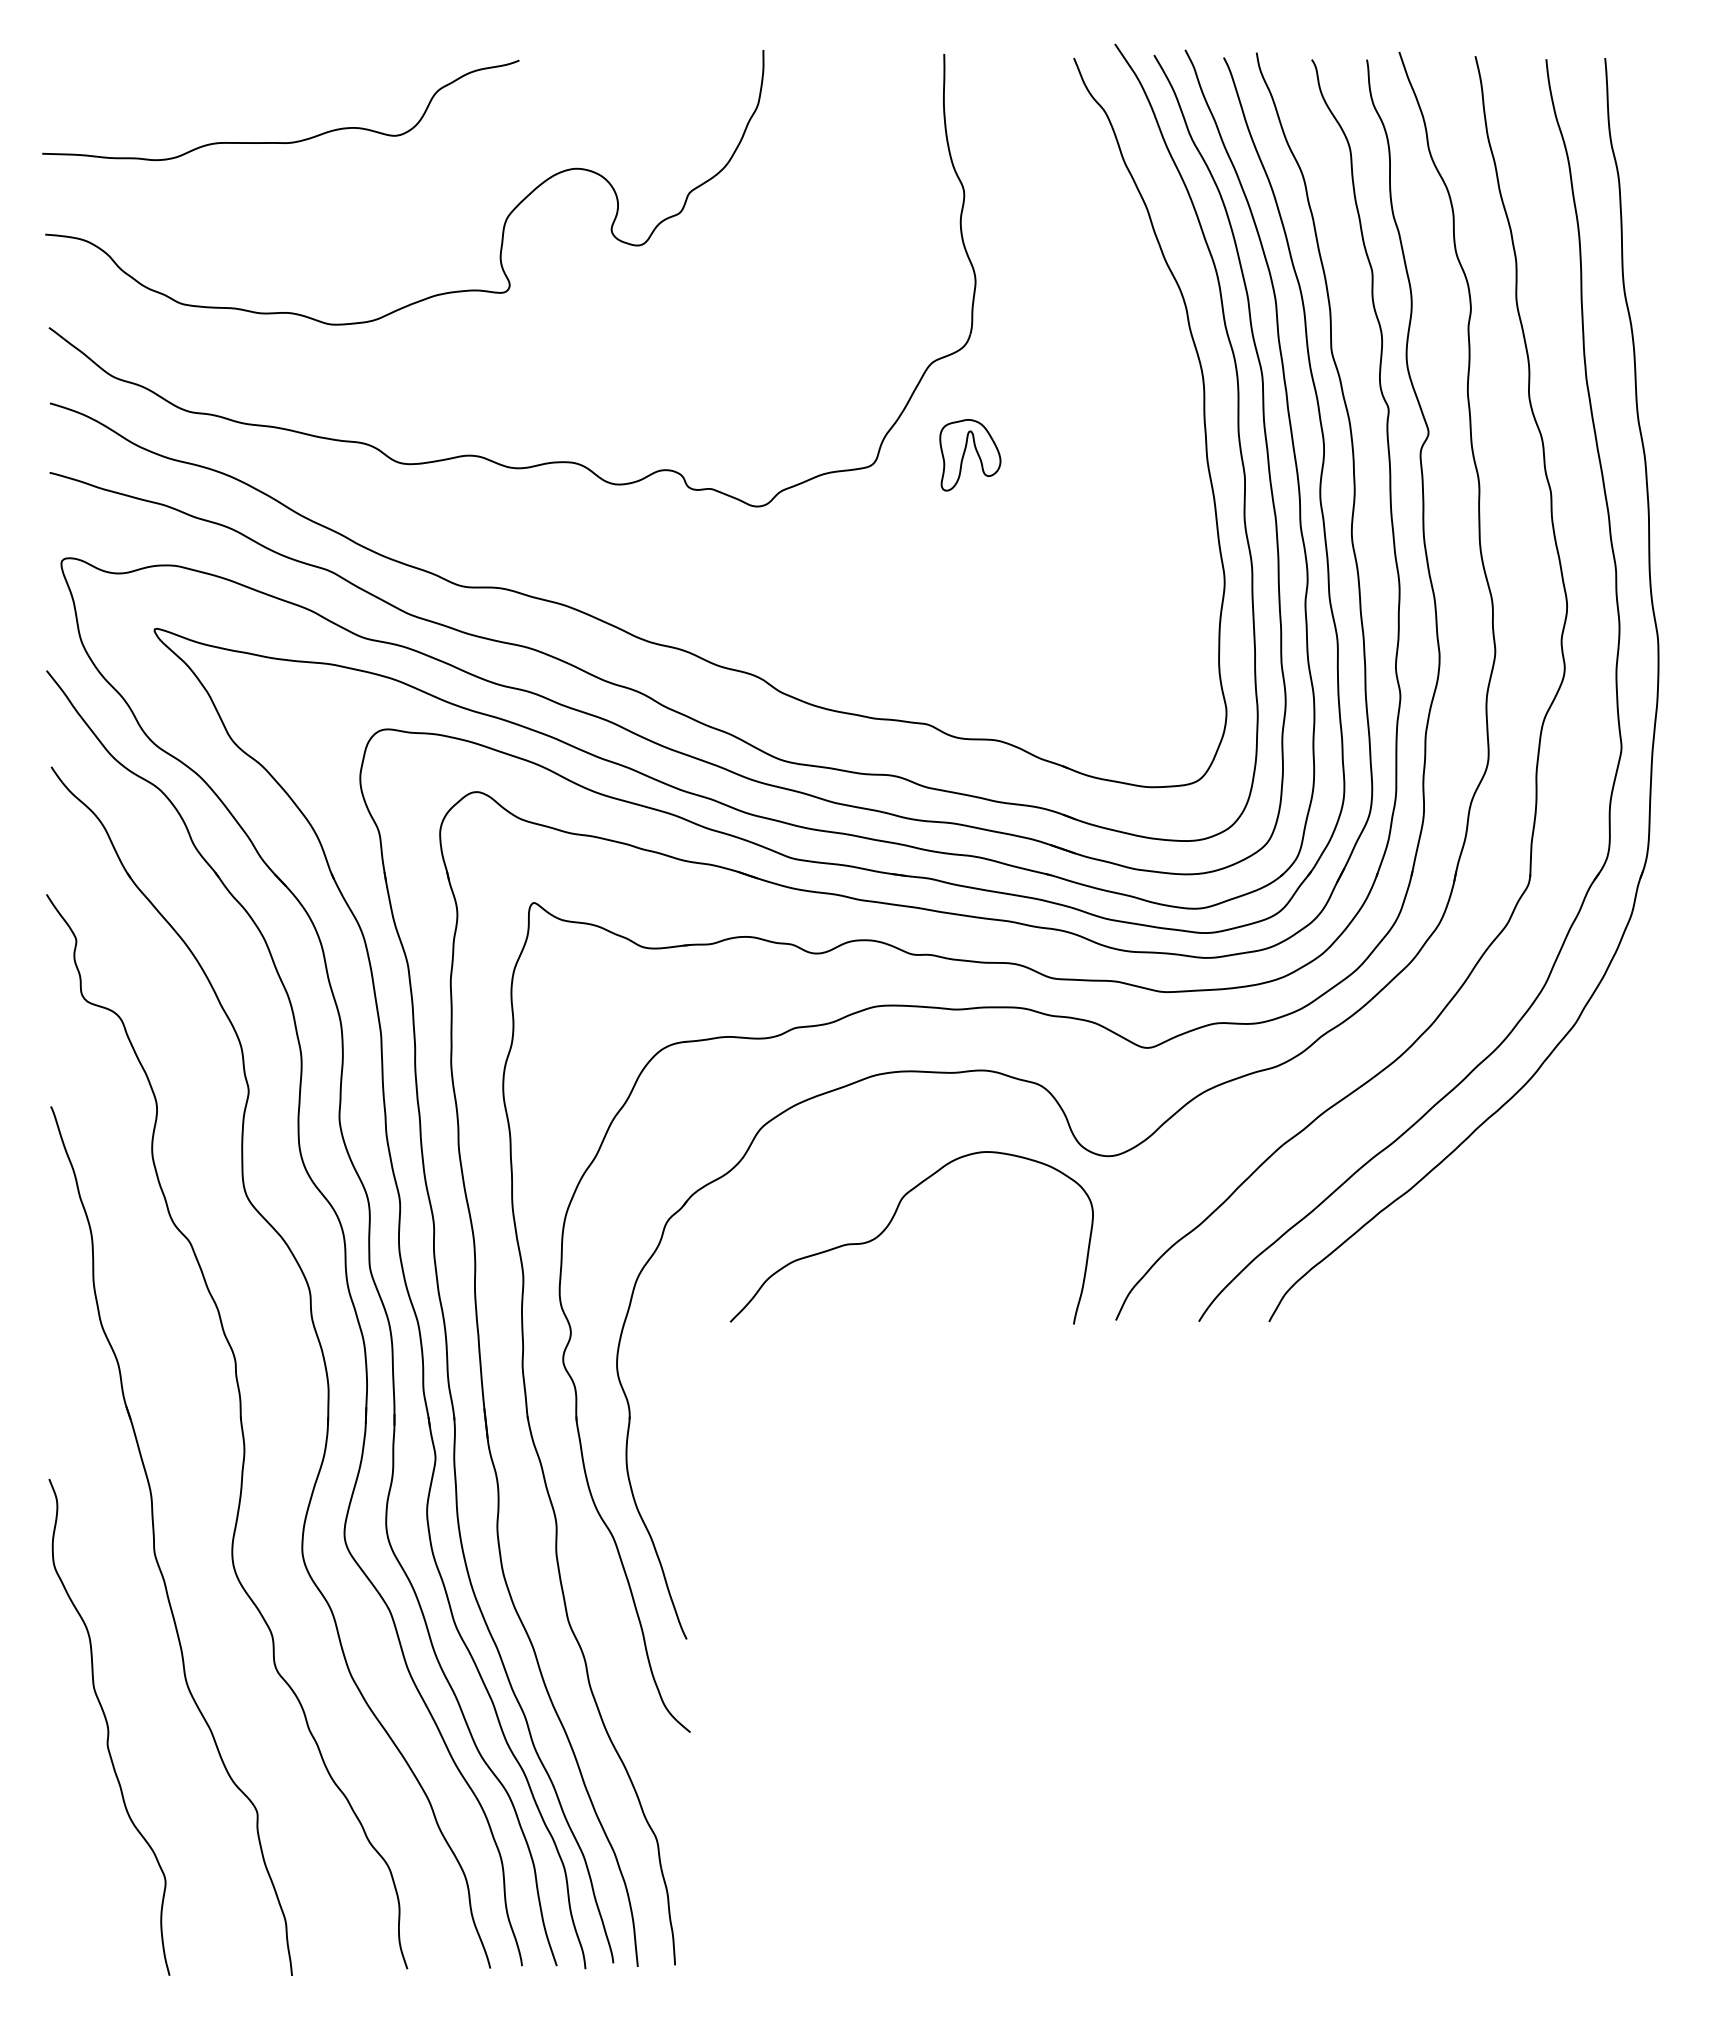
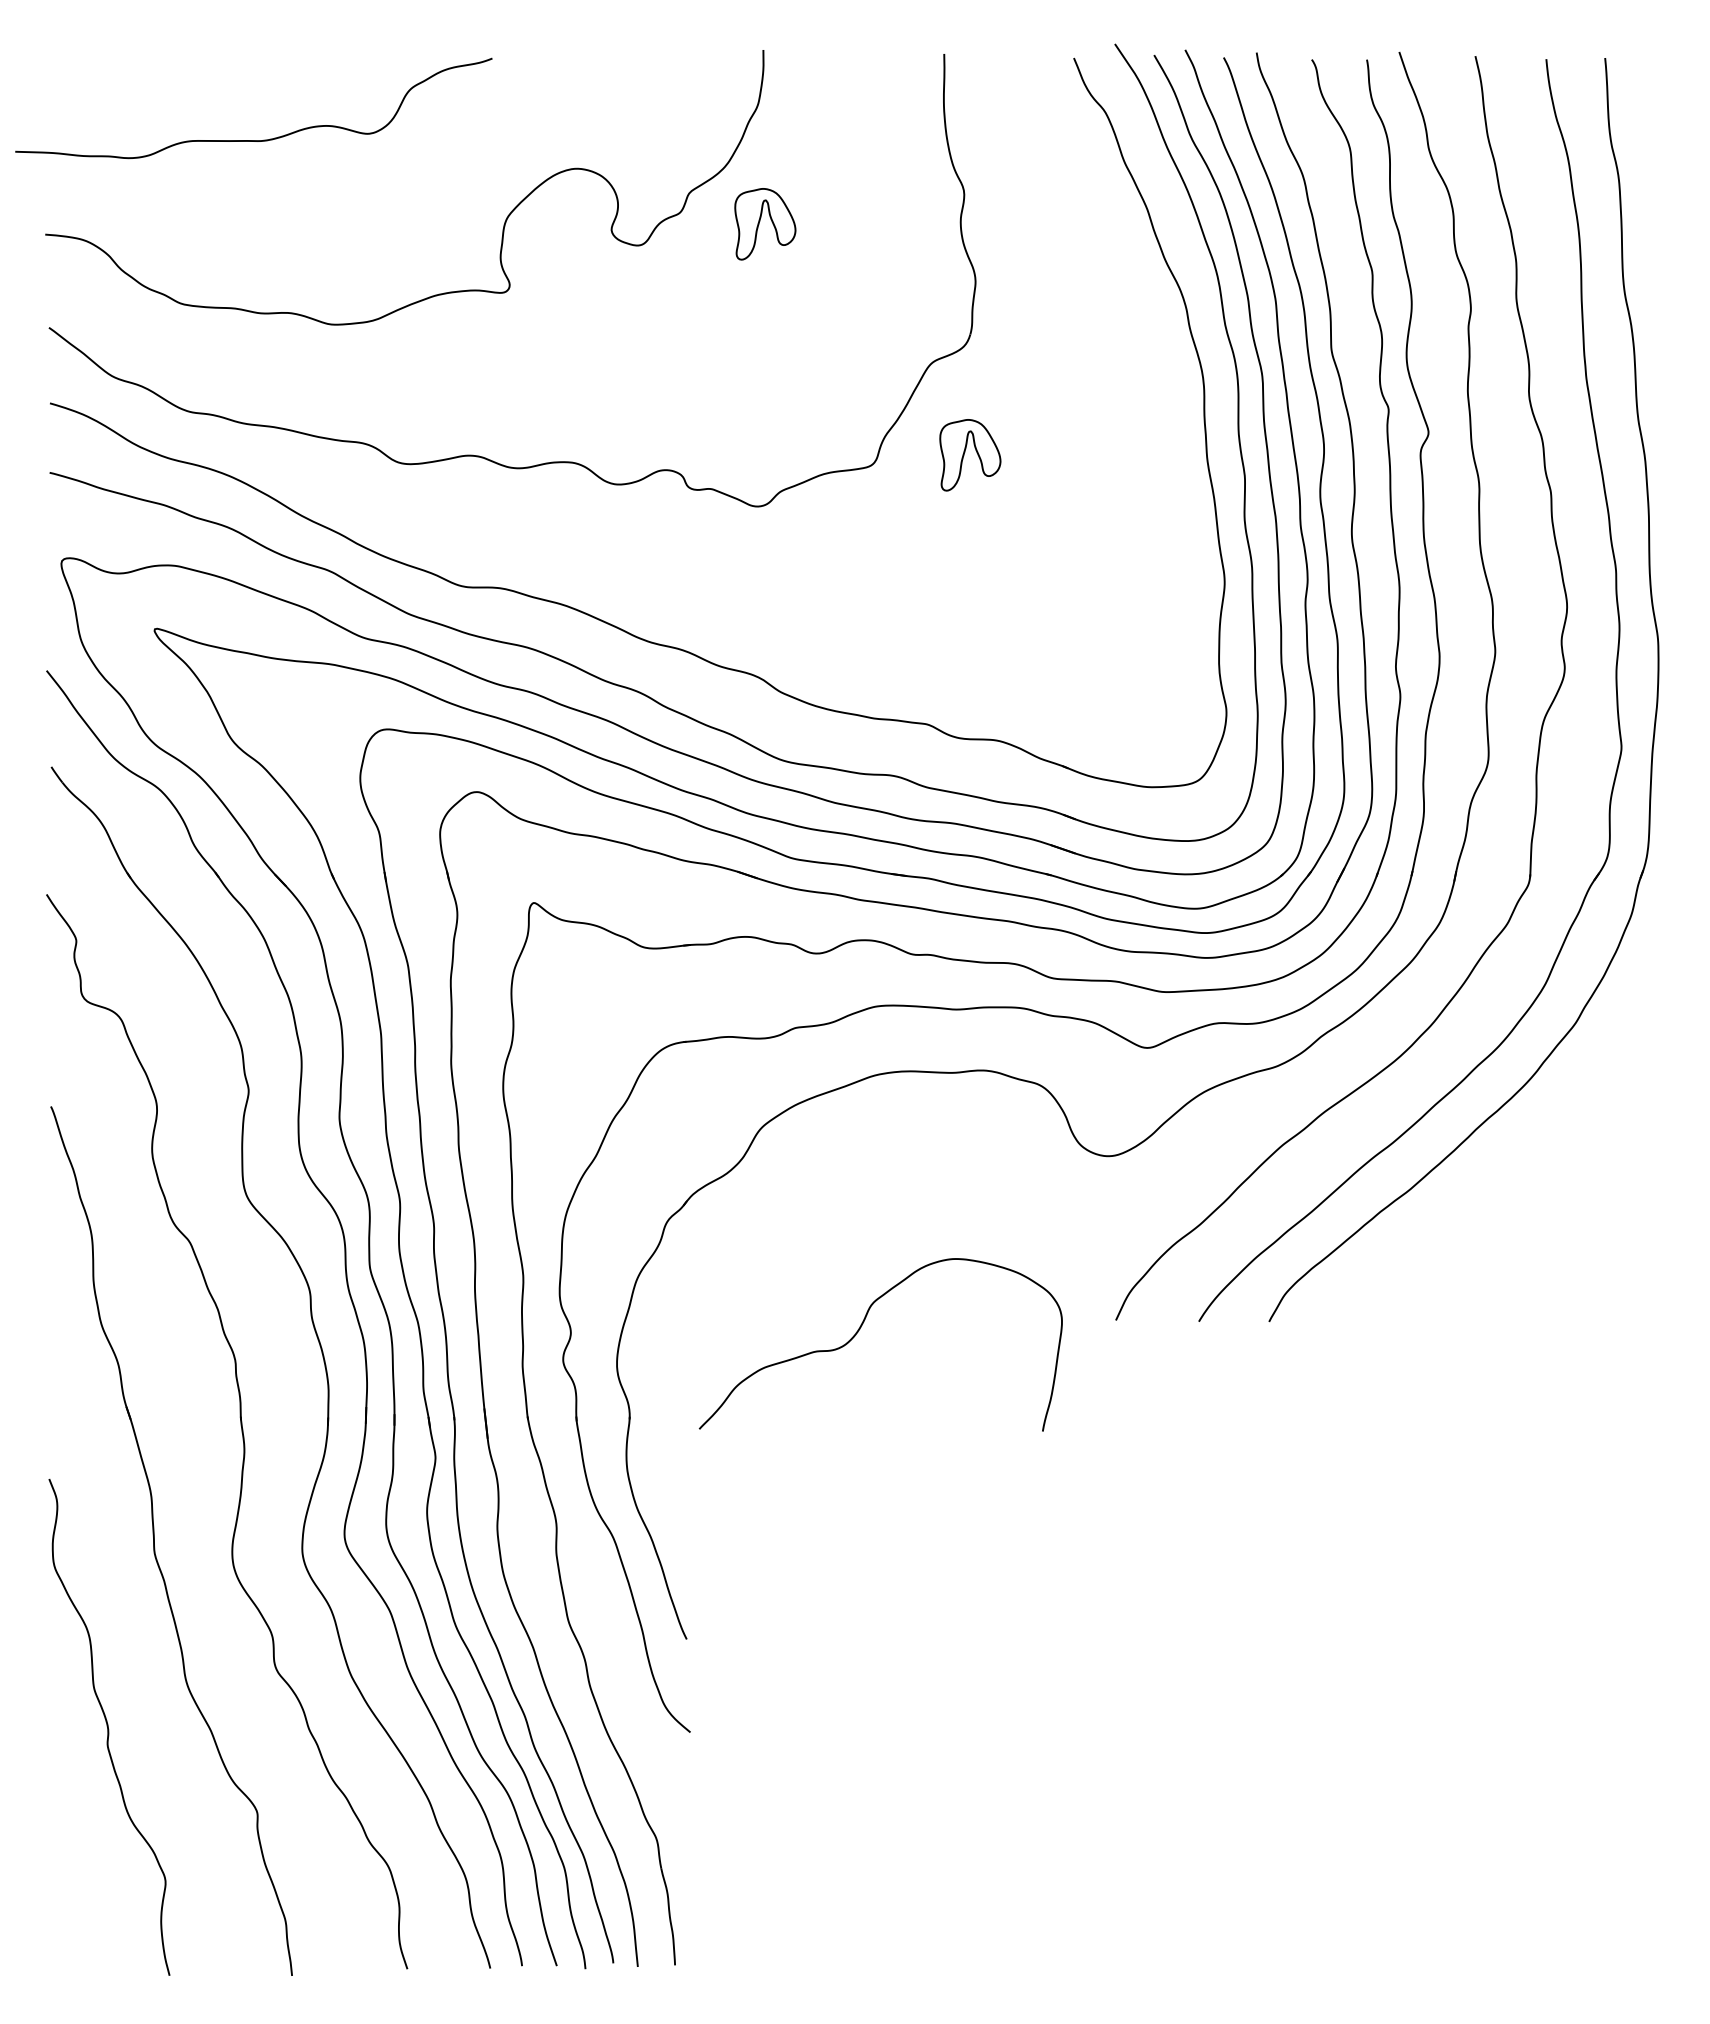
curve position: (280, 142) -> (253, 140) (253, 140)
part: none -> present (765, 224)
curve position: (891, 1222) -> (860, 1329) (860, 1329)
